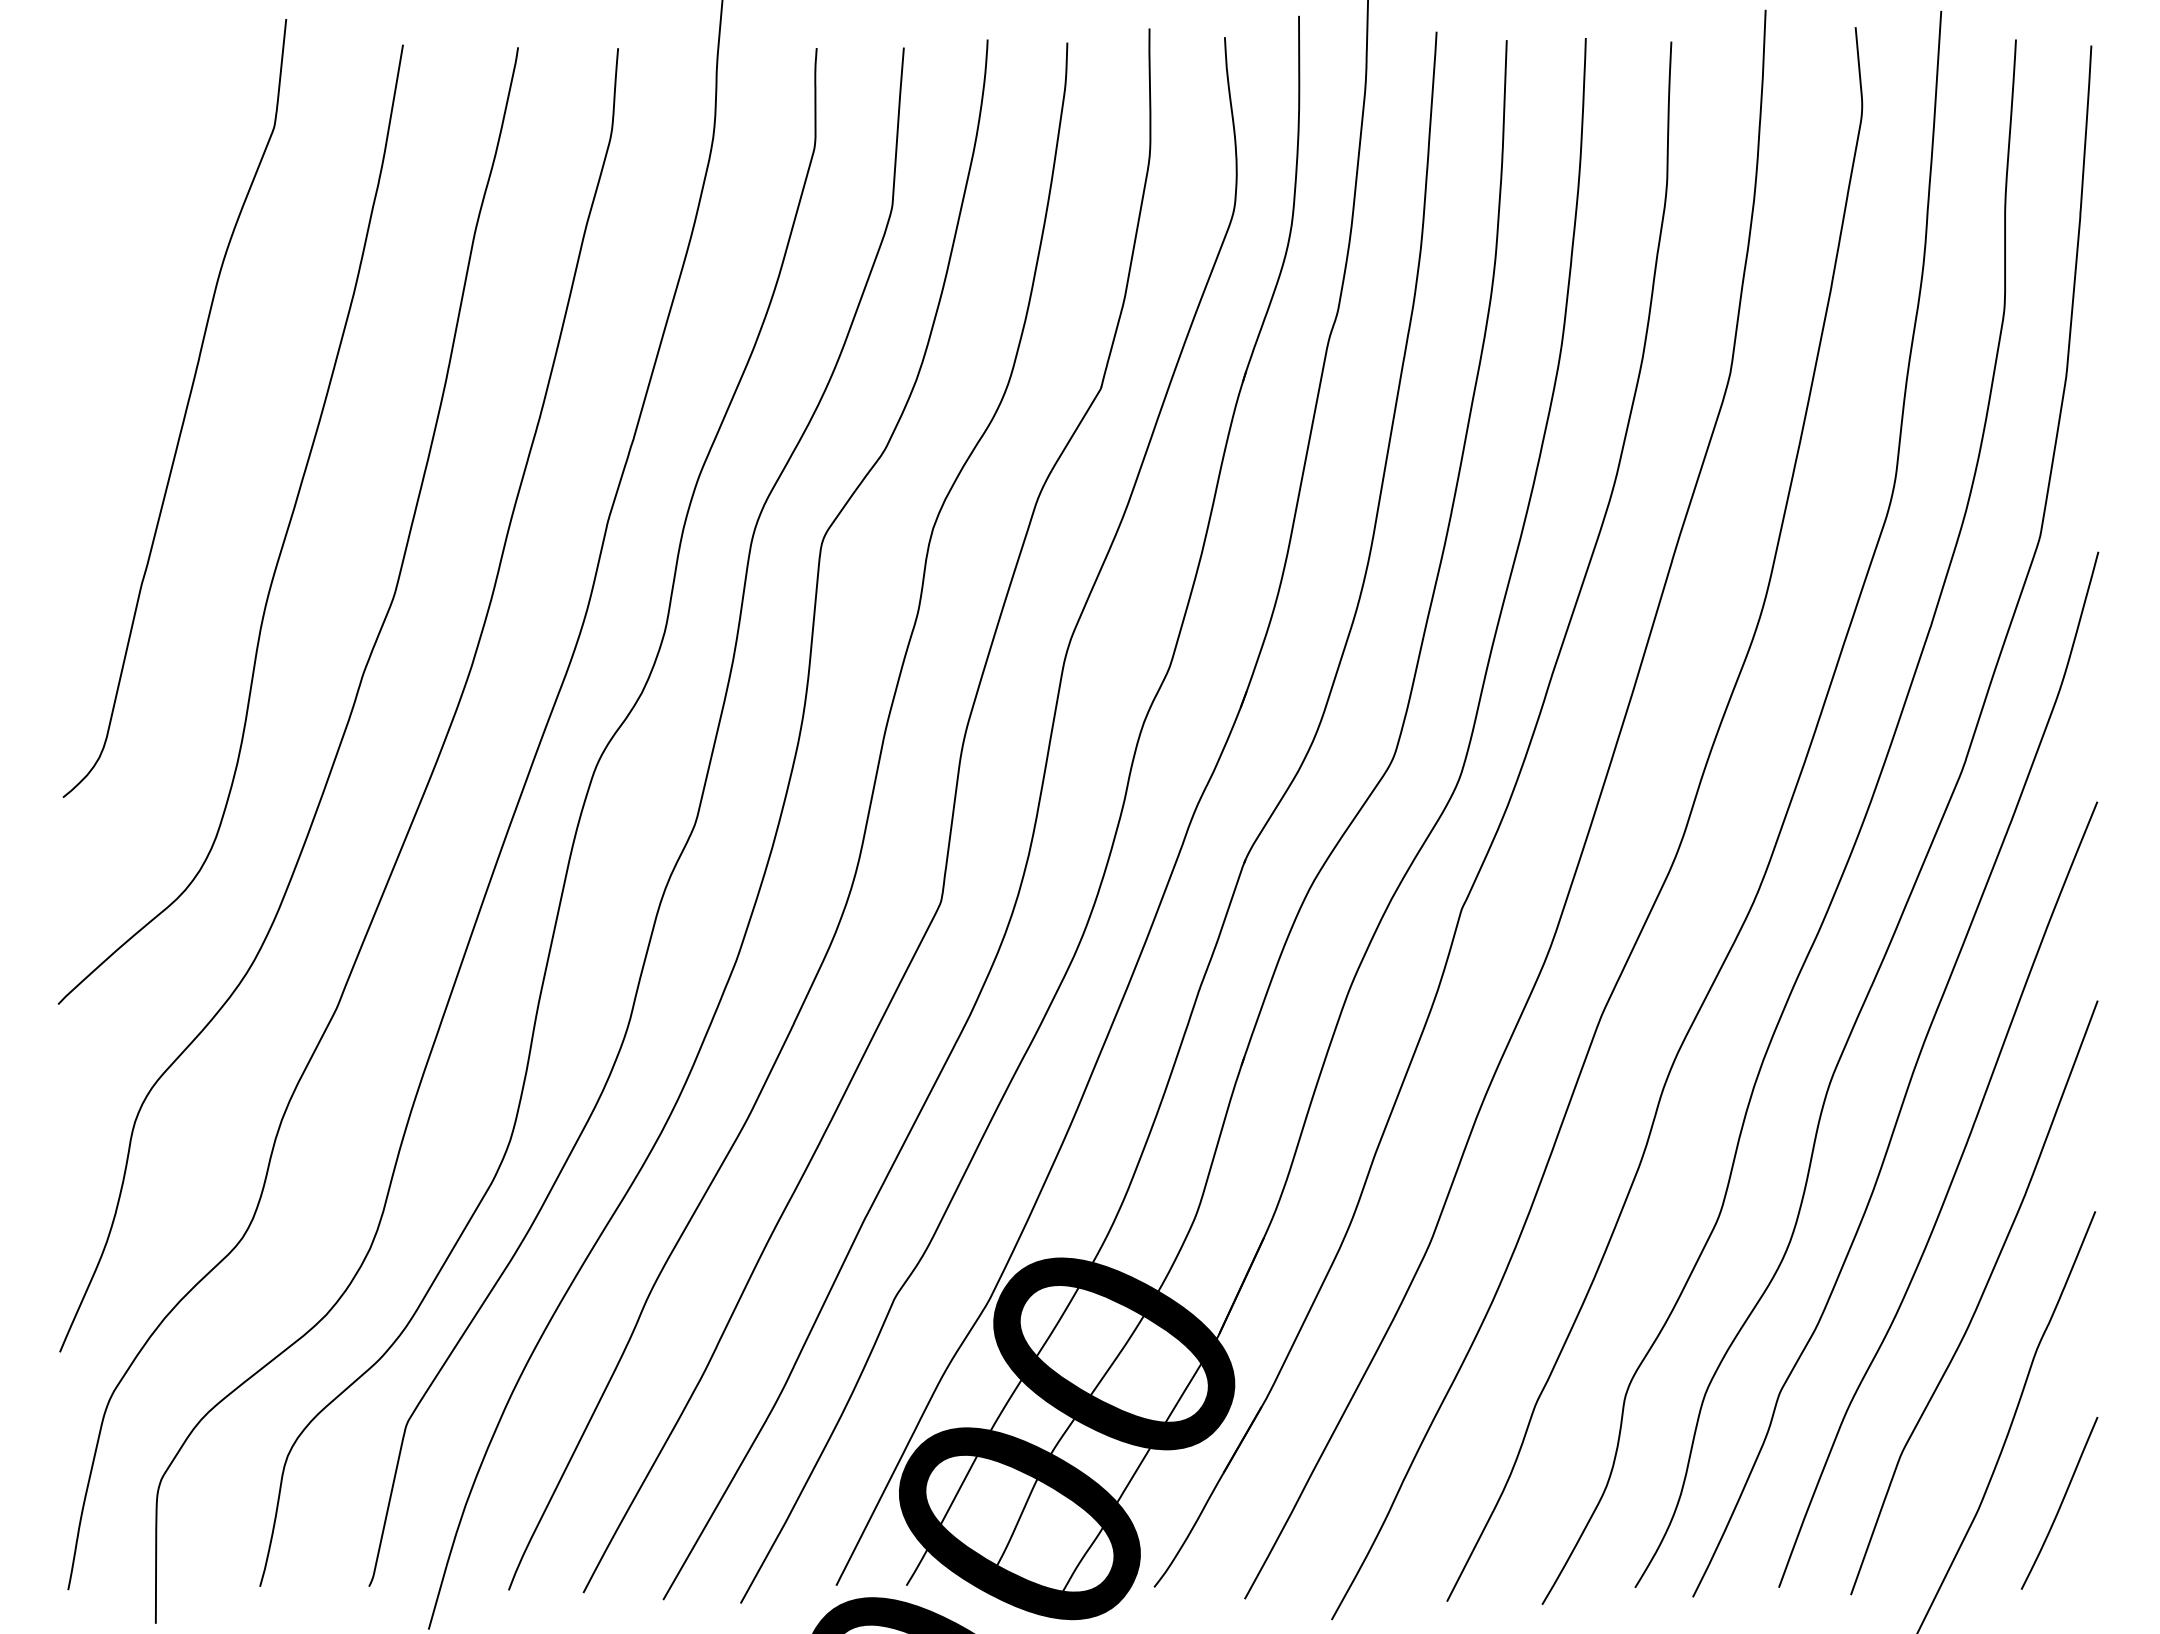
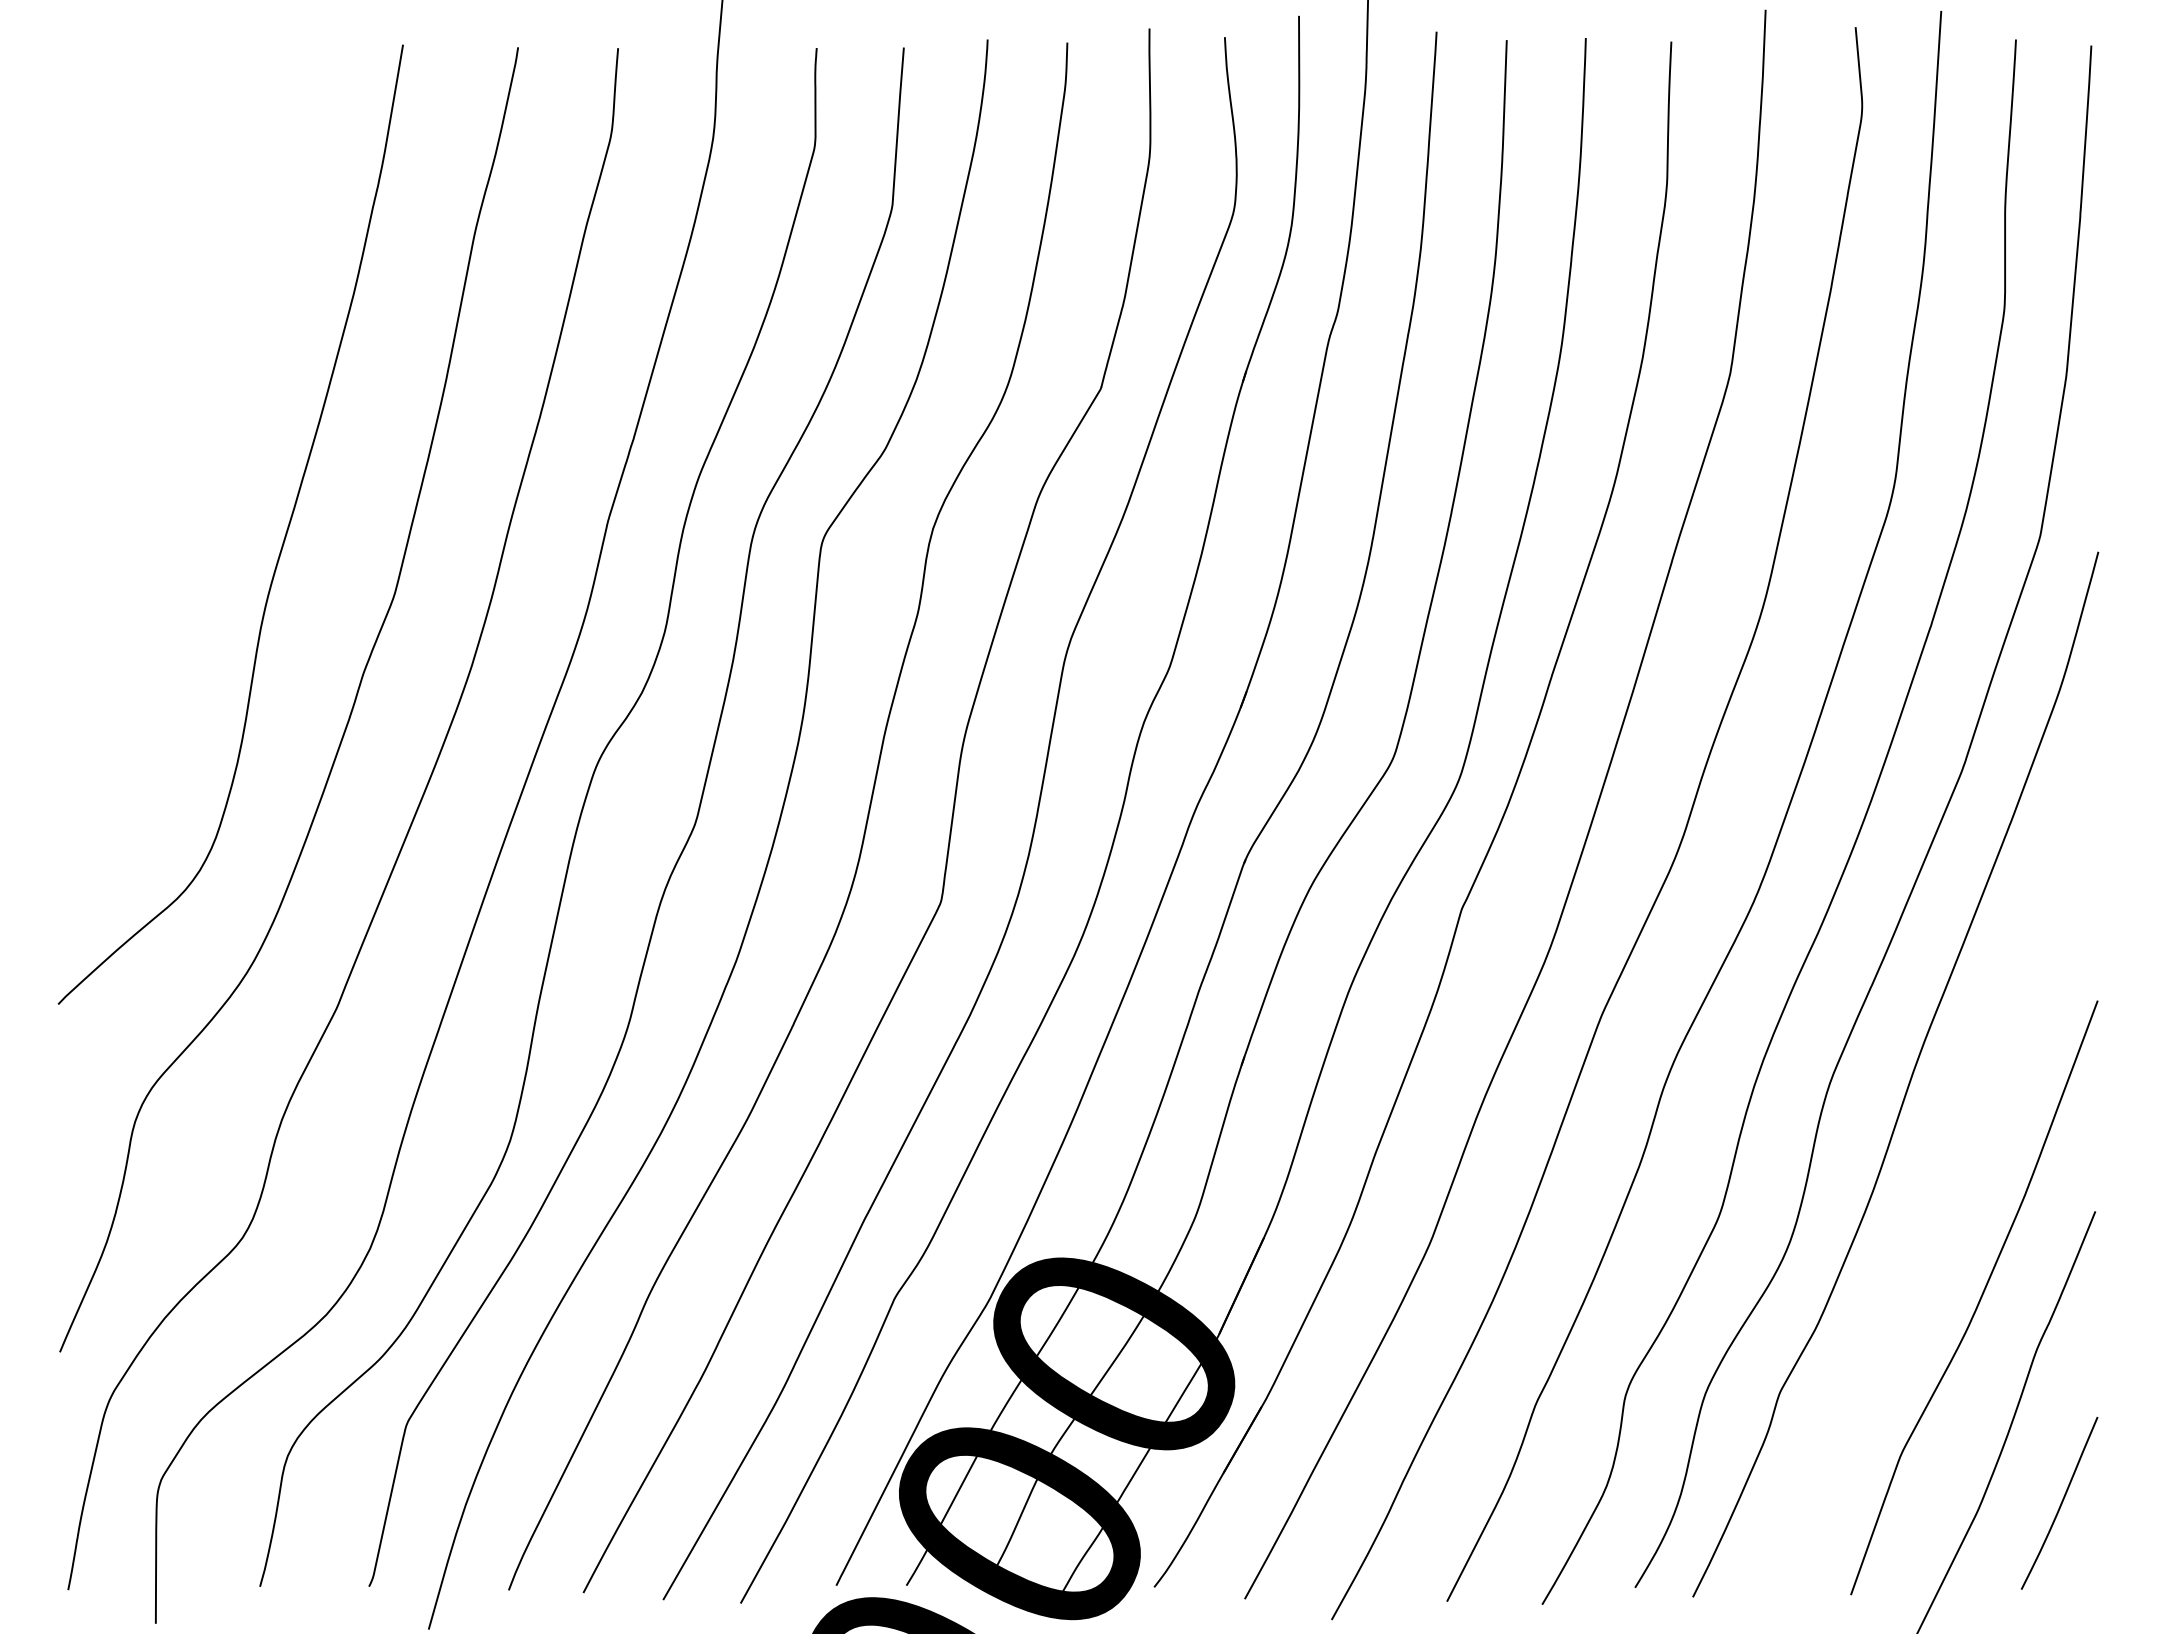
curve: present -> none (184, 412)
curve: present -> none (1944, 1197)
